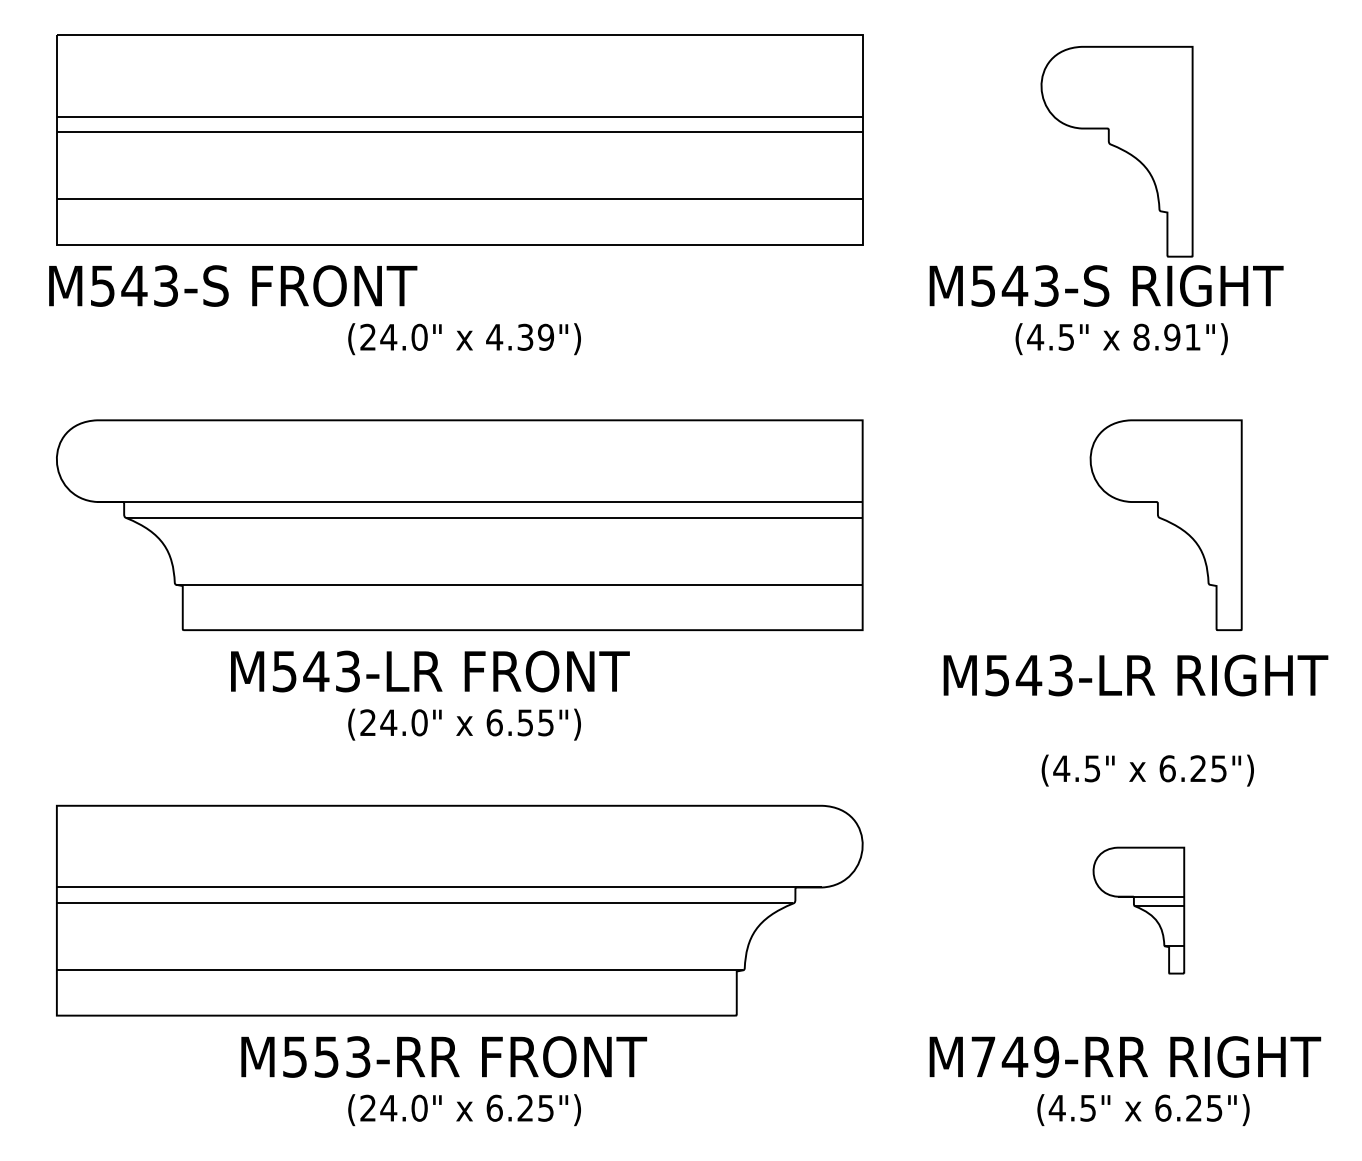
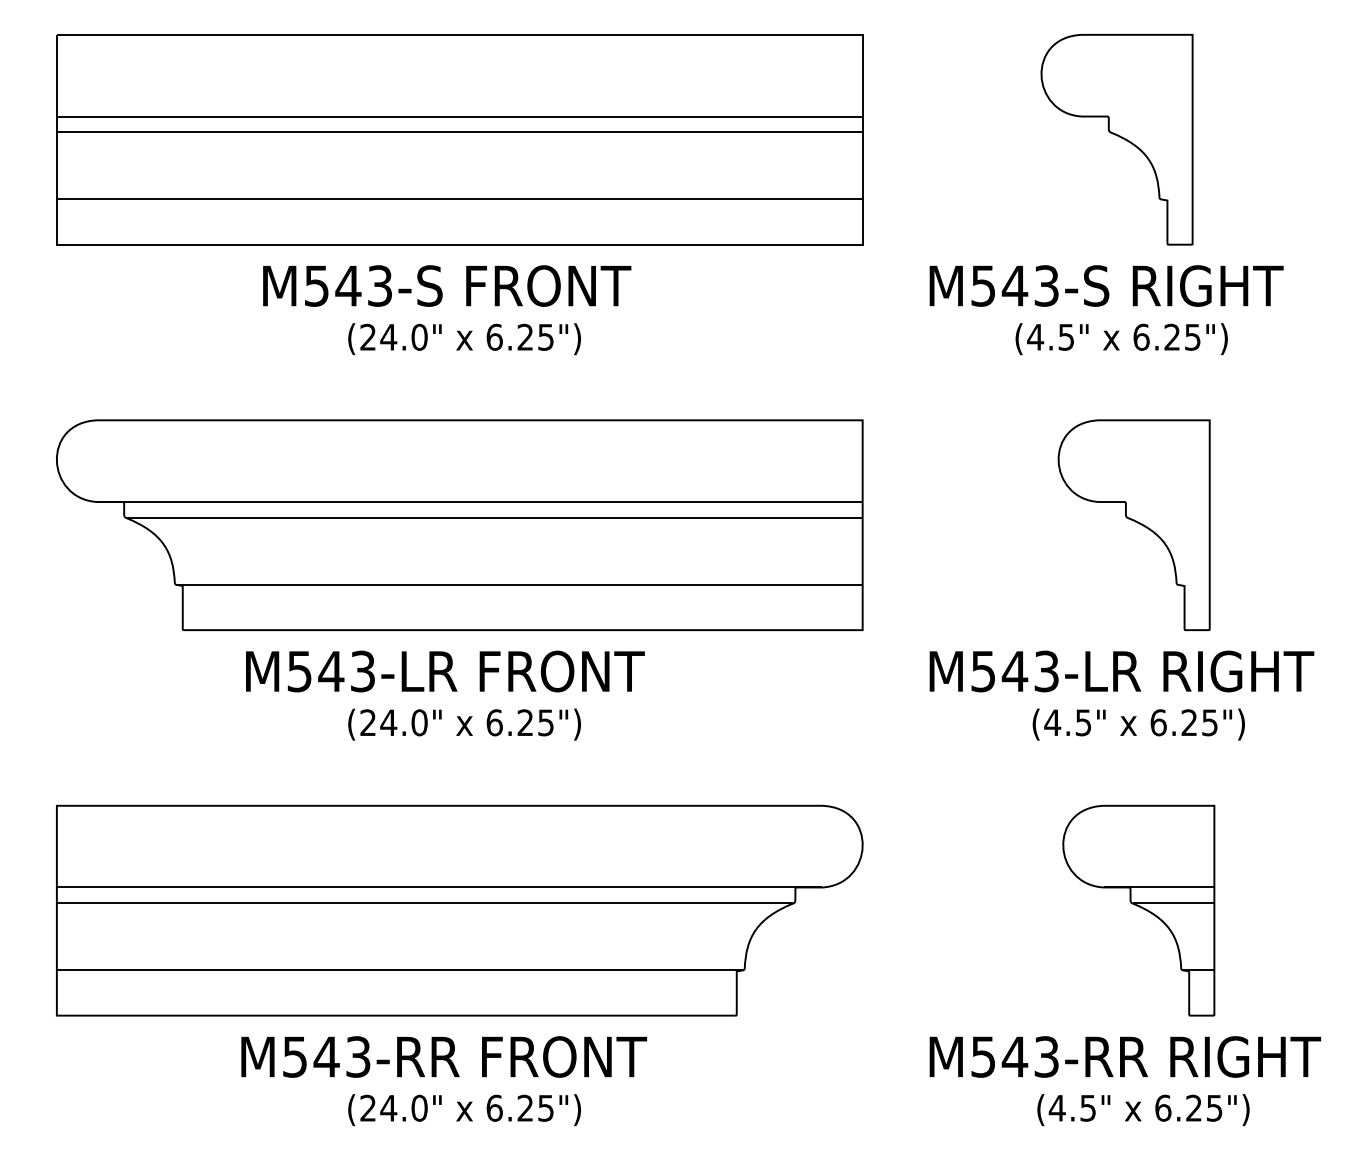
part position: (1116, 151) -> (1116, 139) (1116, 139)
text position: (233, 285) -> (447, 285) (447, 285)
text: 4.39") -> 6.25") (520, 336)
text: 8.91") -> 6.25") (1166, 336)
part position: (1165, 525) -> (1133, 525) (1133, 525)
text position: (430, 671) -> (445, 671) (445, 671)
text position: (1135, 675) -> (1121, 671) (1121, 671)
text: 6.55") -> 6.25") (524, 722)
text position: (1147, 770) -> (1138, 724) (1138, 724)
part size: 94x129 px -> 154x213 px (1138, 910)
text: M553-RR -> M543-RR (326, 1056)
text: M749-RR -> M543-RR (1015, 1056)
